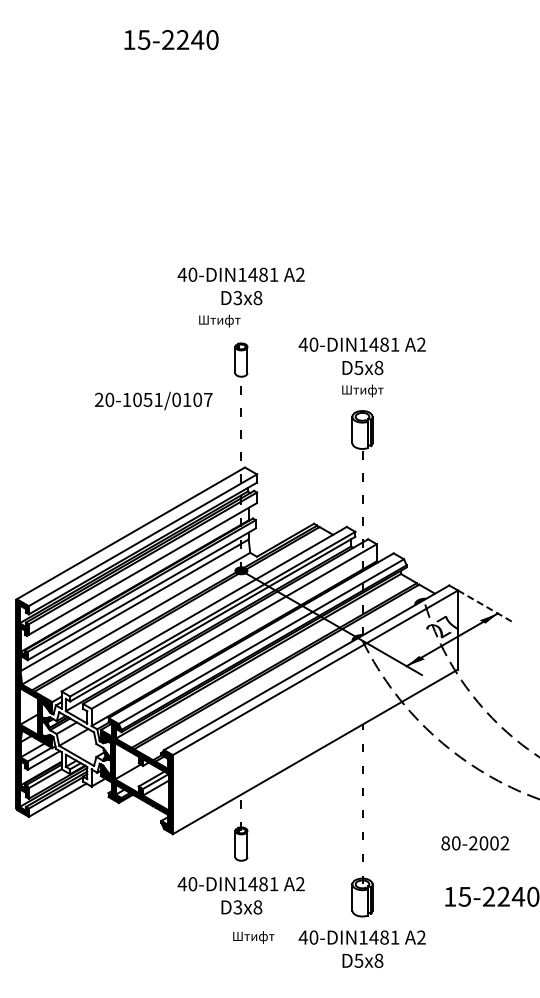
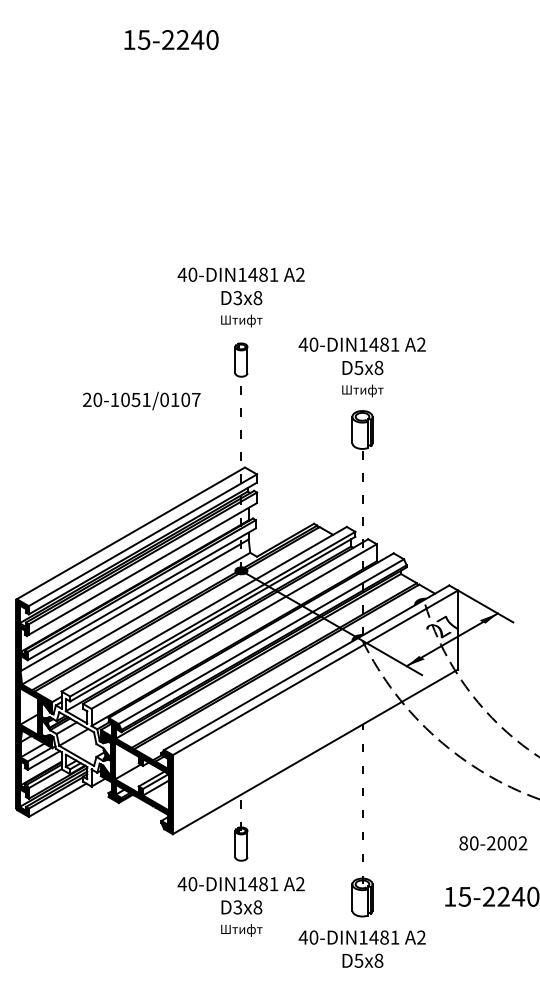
text position: (219, 320) -> (241, 320) (241, 320)
text position: (153, 400) -> (141, 400) (141, 400)
line: dashed -> solid (485, 606)
text position: (475, 843) -> (493, 843) (493, 843)
text position: (253, 937) -> (241, 930) (241, 930)
